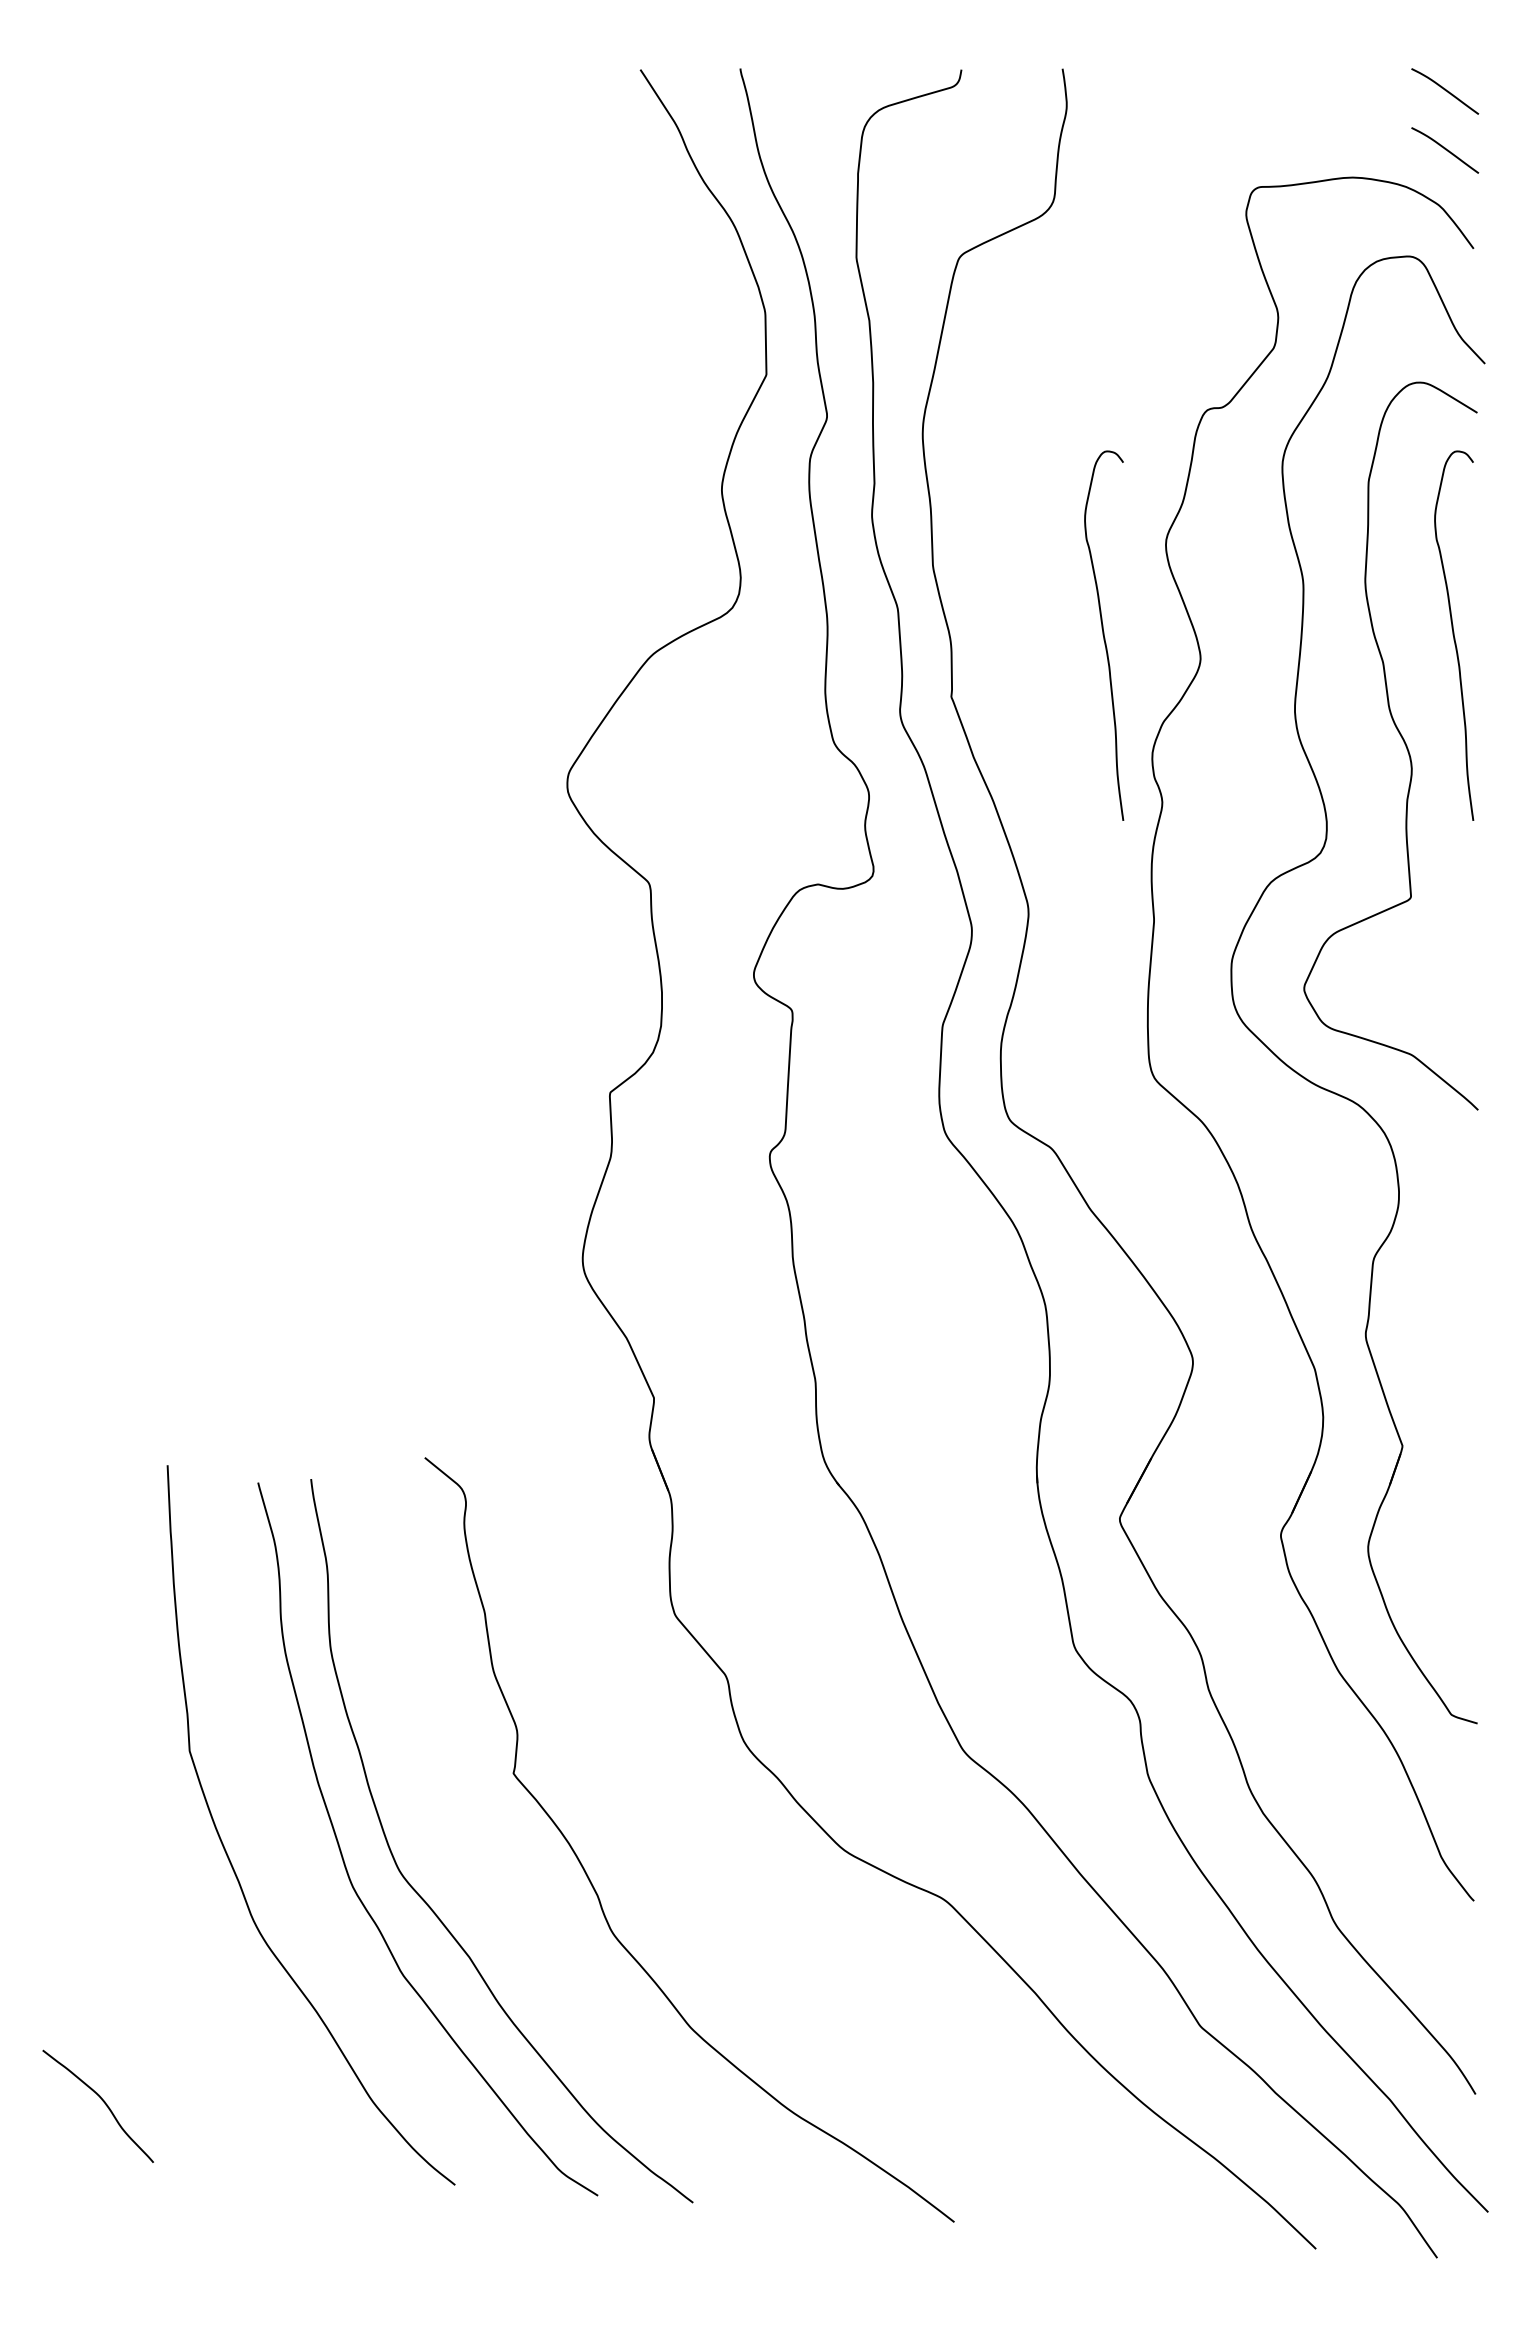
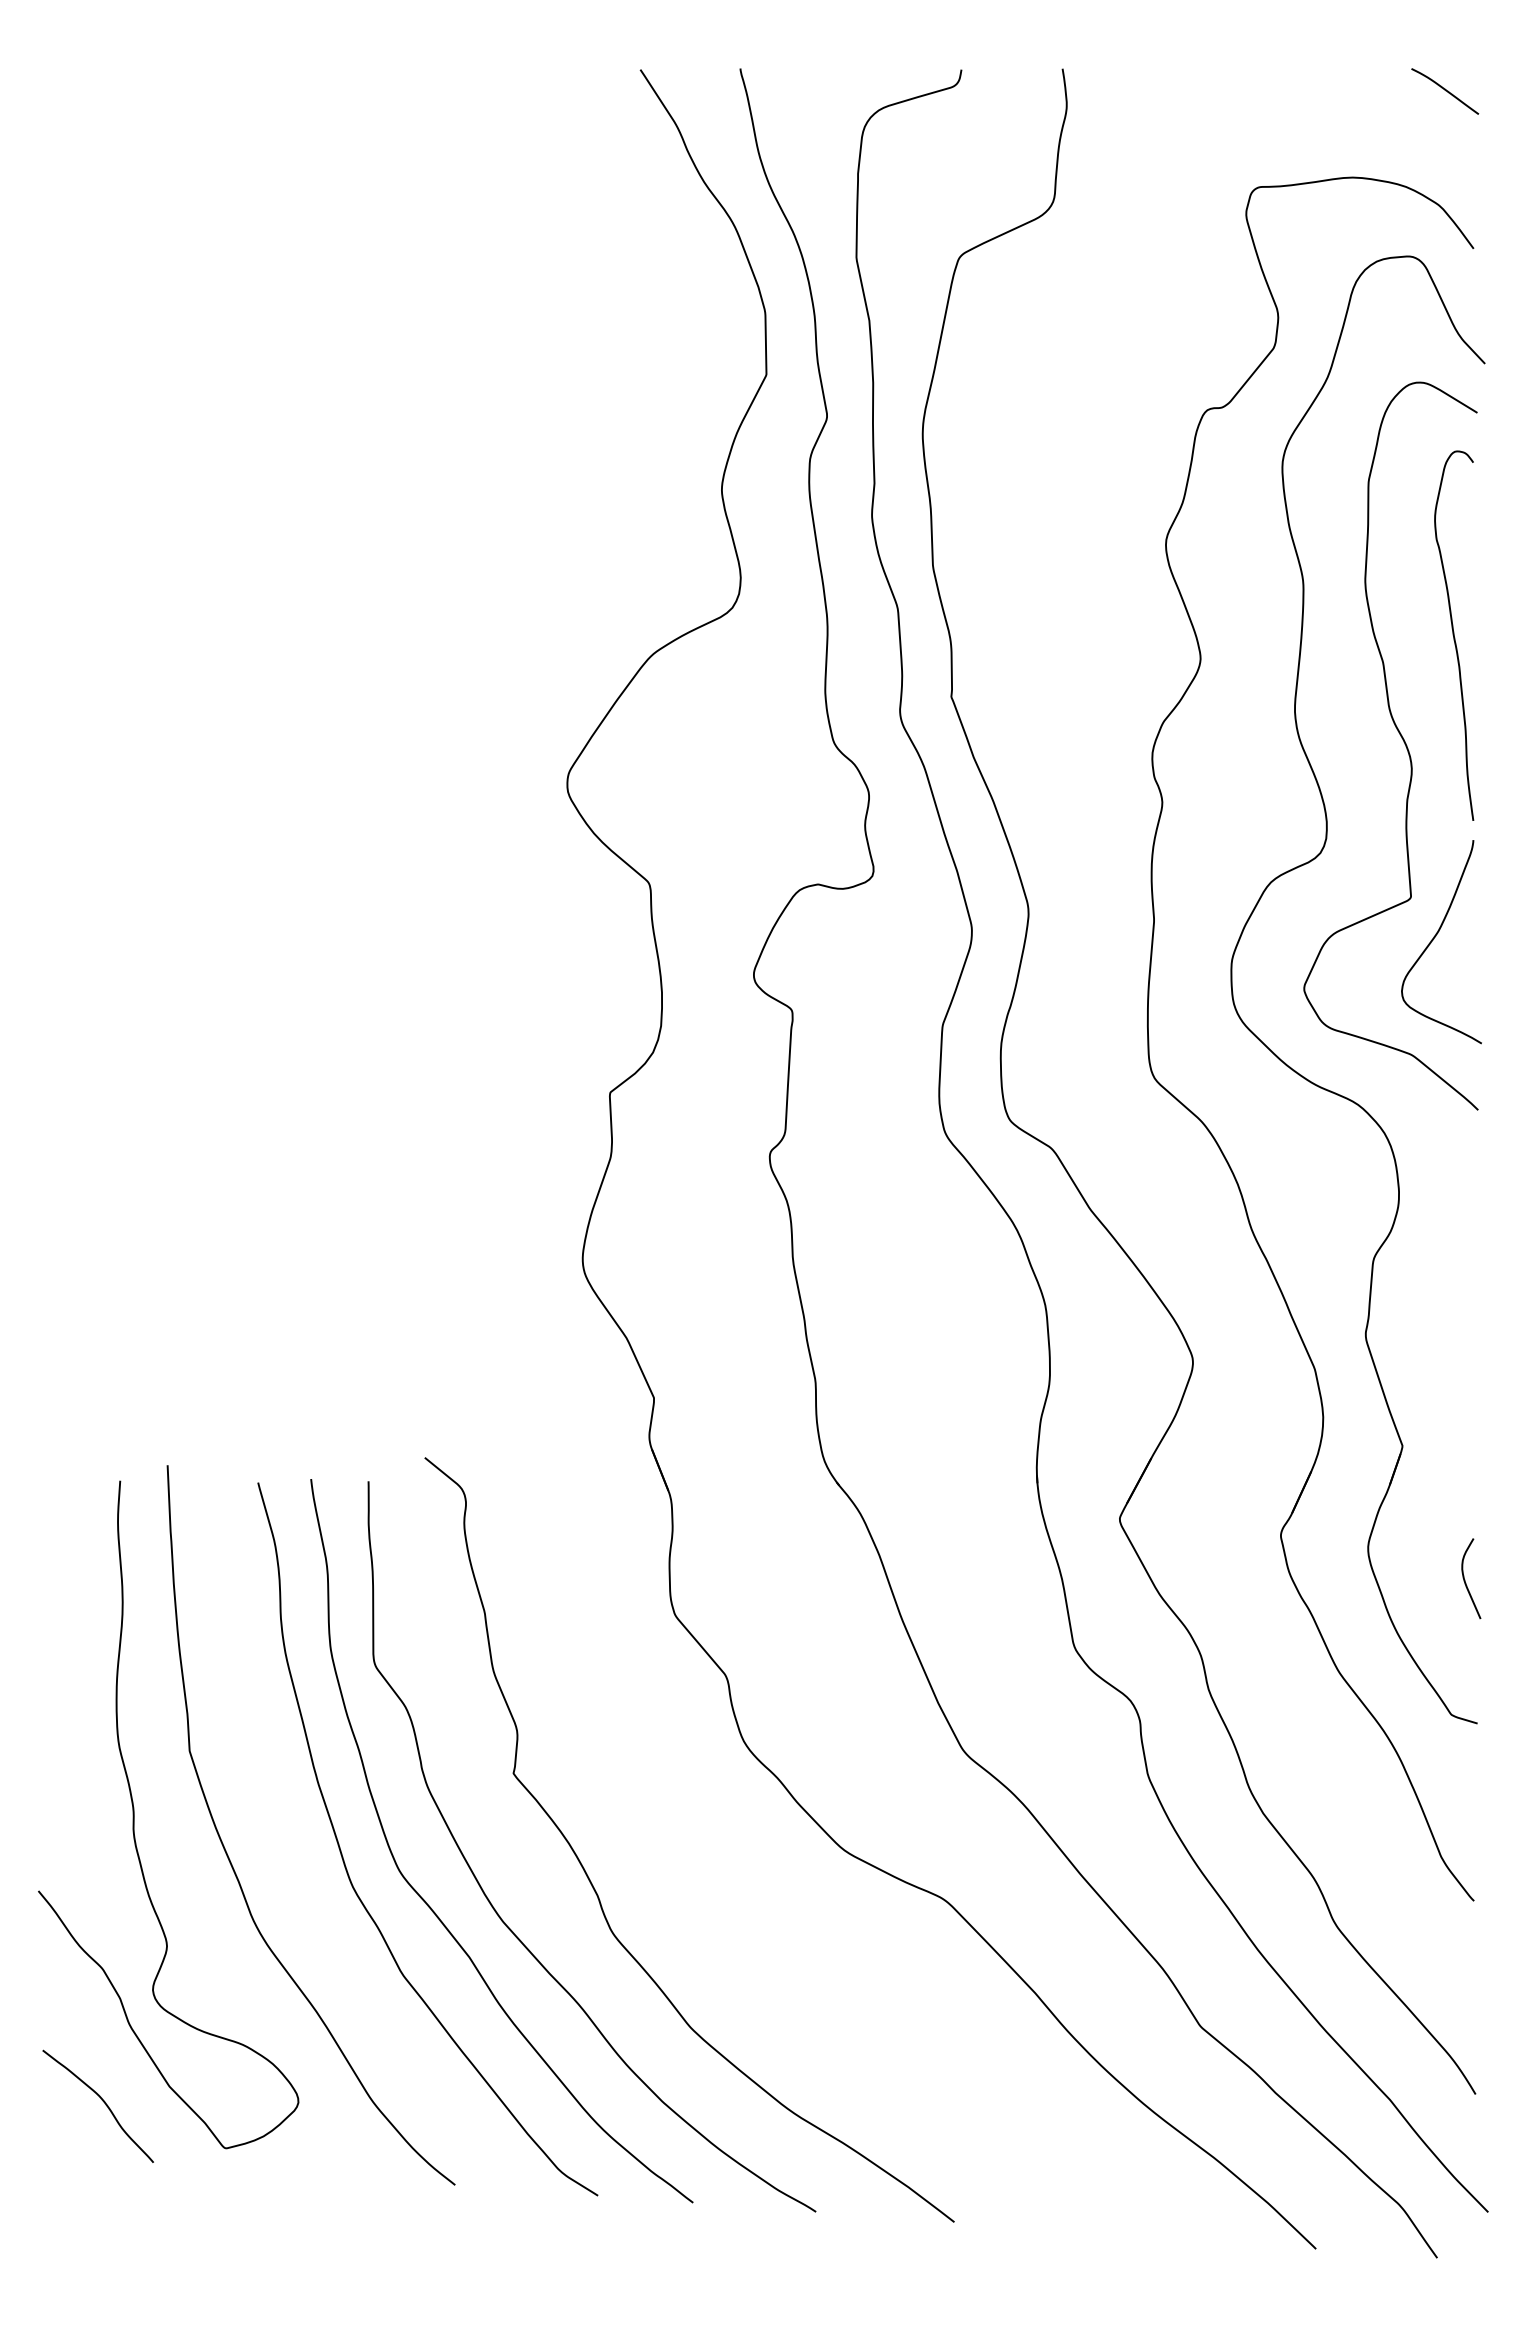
curve: present -> none (1445, 150)
curve: present -> none (1104, 635)
curve: none -> present (1436, 936)
curve: none -> present (1465, 1579)
curve: none -> present (134, 1814)
curve: none -> present (496, 1910)
